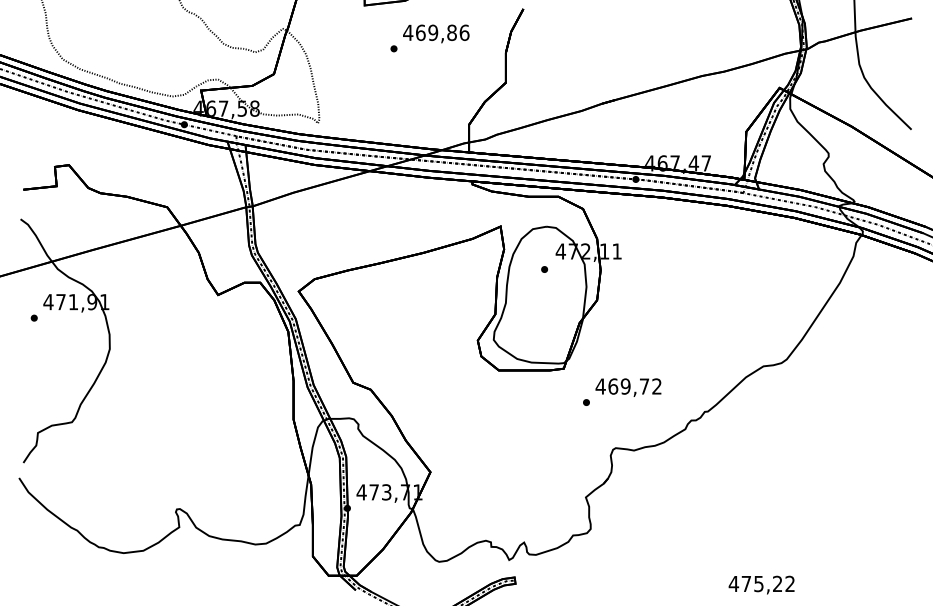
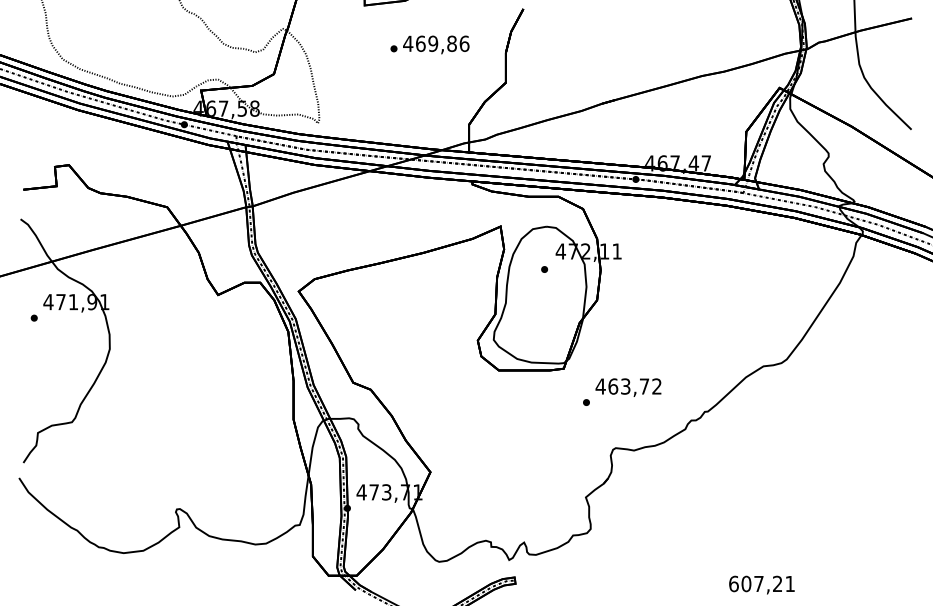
text position: (436, 33) -> (436, 44) (436, 44)
text: 469,72 -> 463,72 (625, 386)
text: 475,22 -> 607,21 (761, 583)
